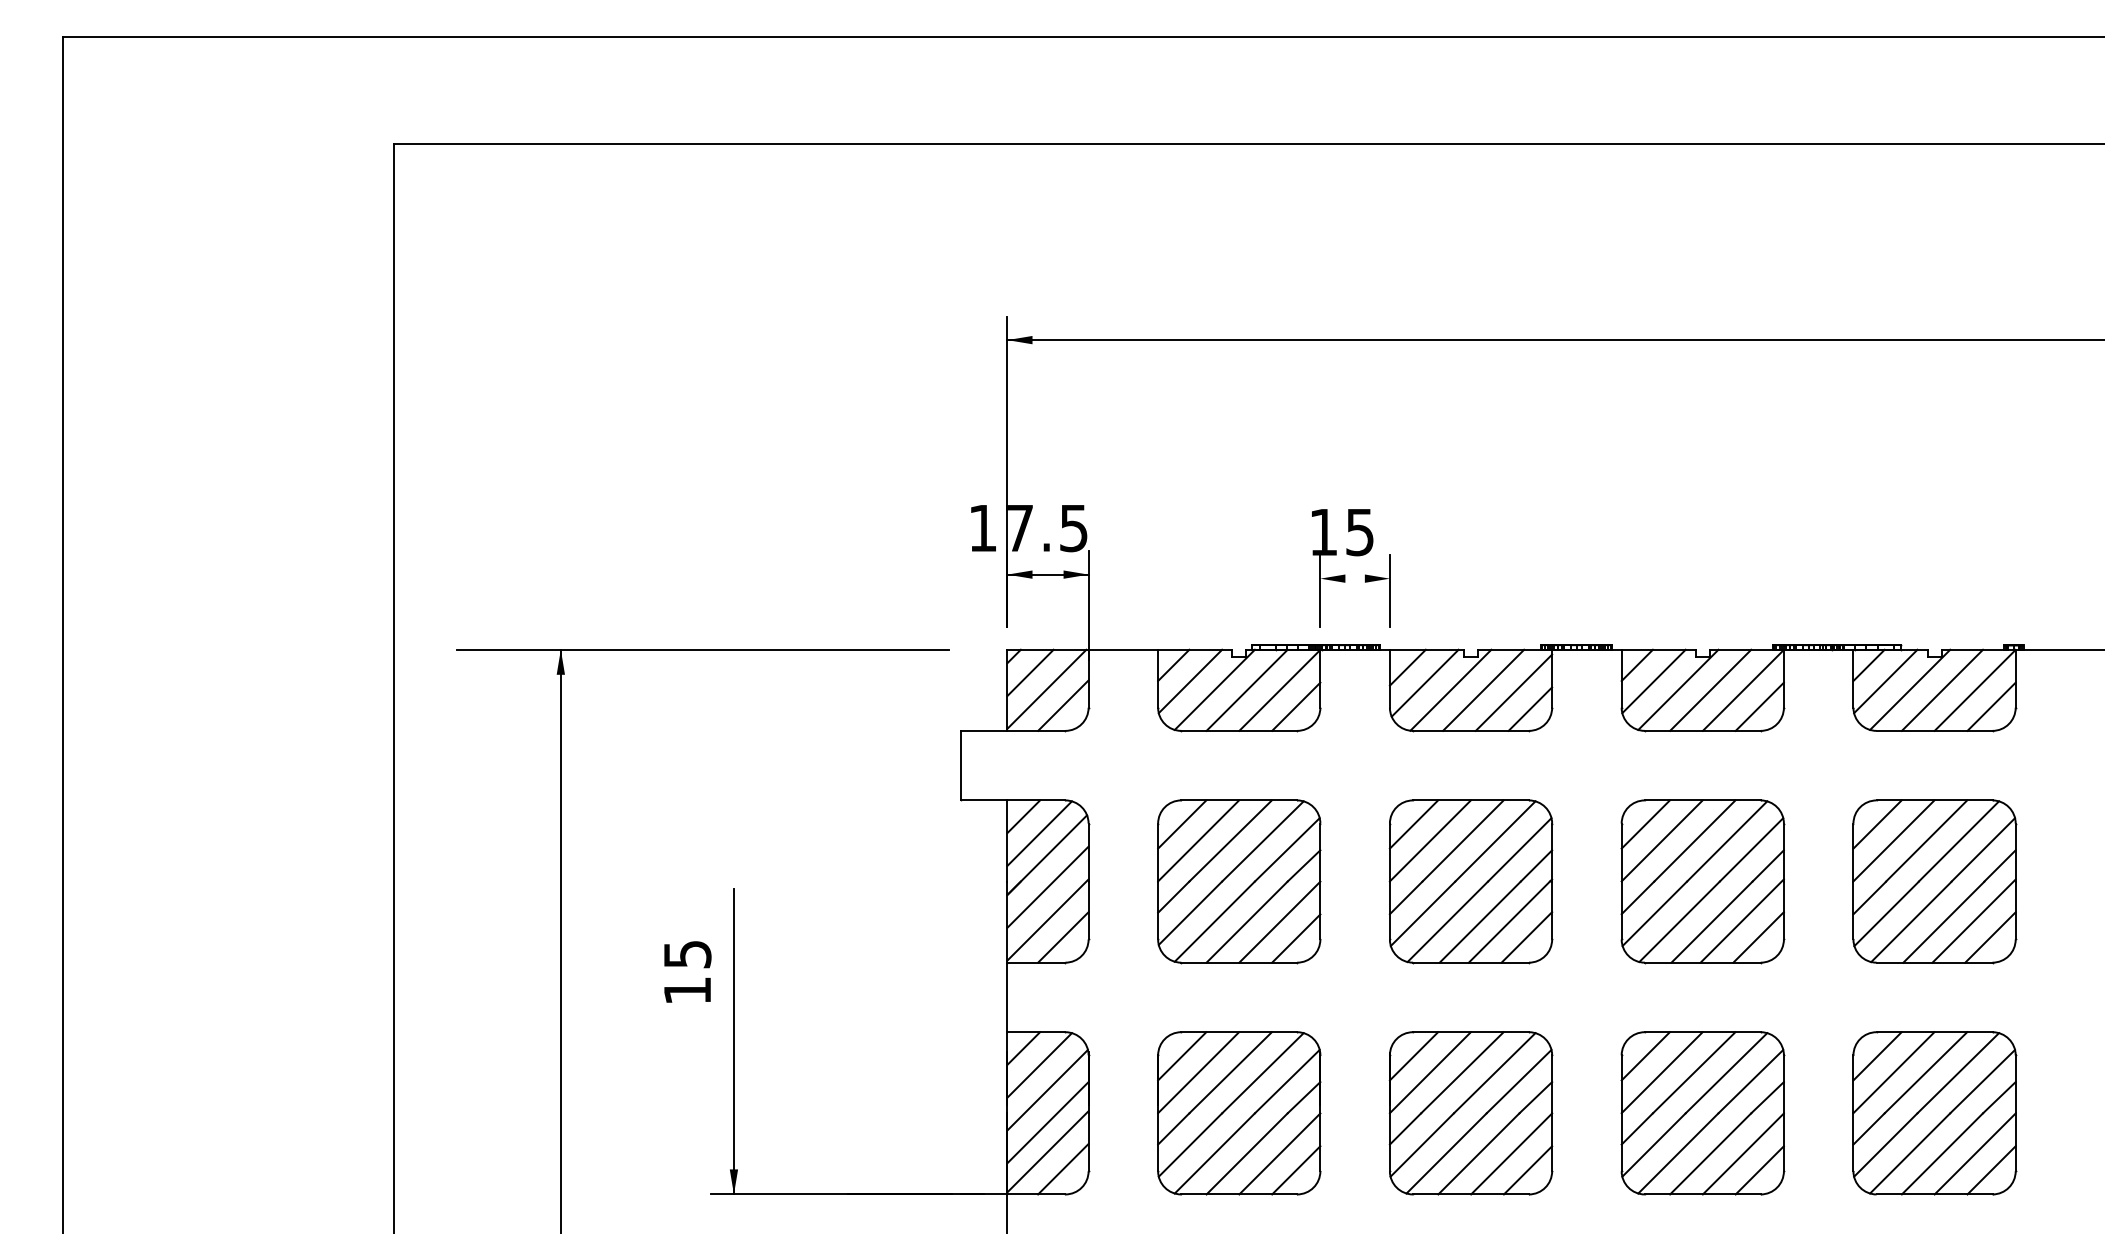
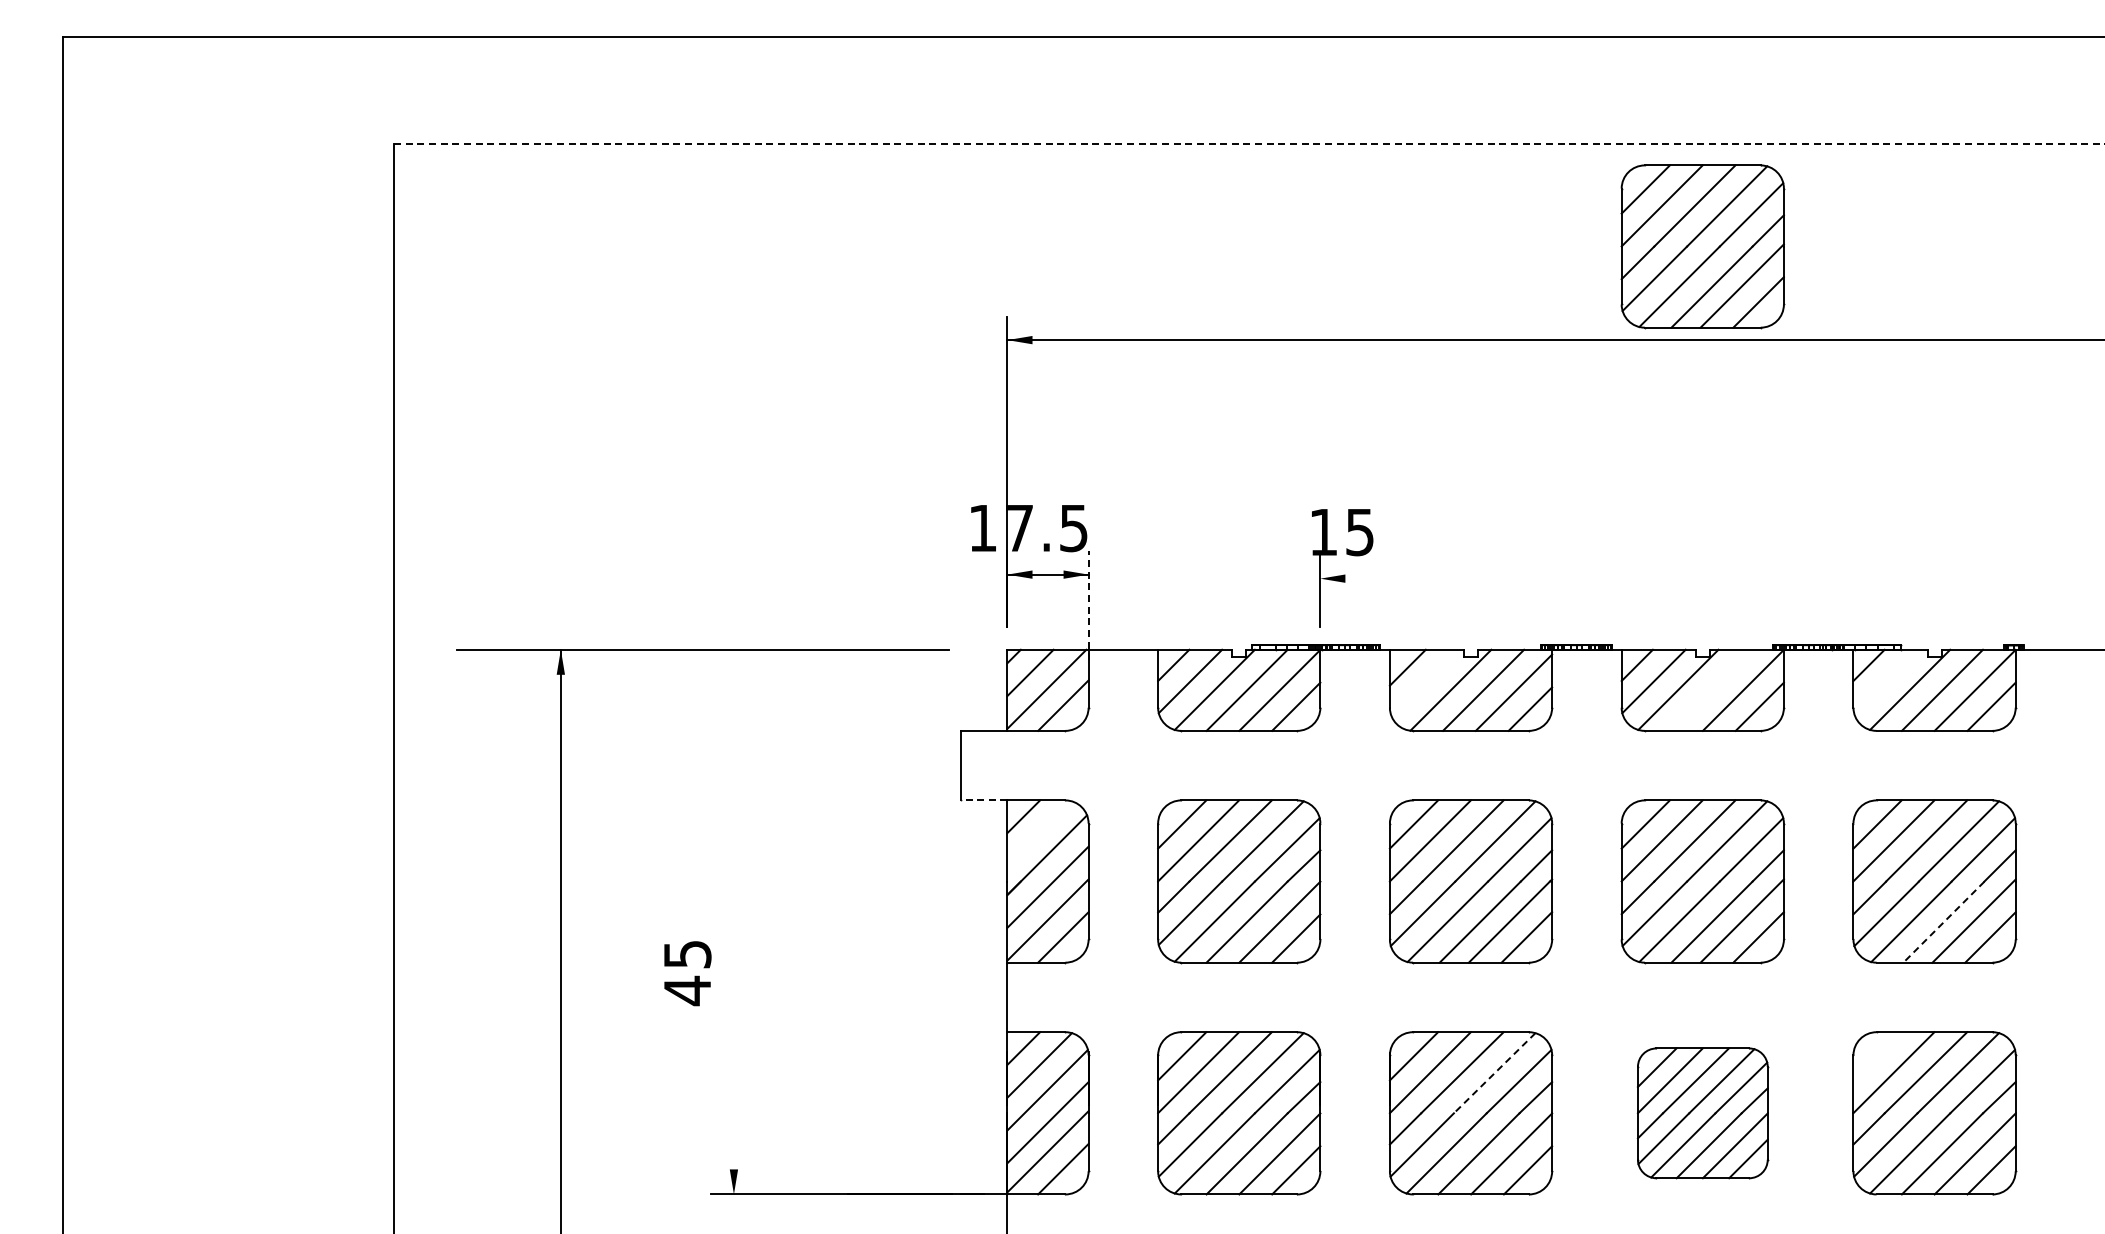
line: solid -> dashed (1249, 144)
part: none -> present (1702, 246)
part: present -> none (1374, 581)
line: solid -> dashed (1088, 605)
line: present -> none (1885, 681)
line: present -> none (1424, 682)
line: present -> none (1710, 689)
line: solid -> dashed (983, 800)
line: present -> none (1039, 833)
line: solid -> dashed (1943, 922)
text: 15 -> 45 (687, 990)
line: present -> none (733, 1041)
line: present -> none (1877, 1056)
line: solid -> dashed (1494, 1073)
part size: 166x165 px -> 134x133 px (1702, 1113)
